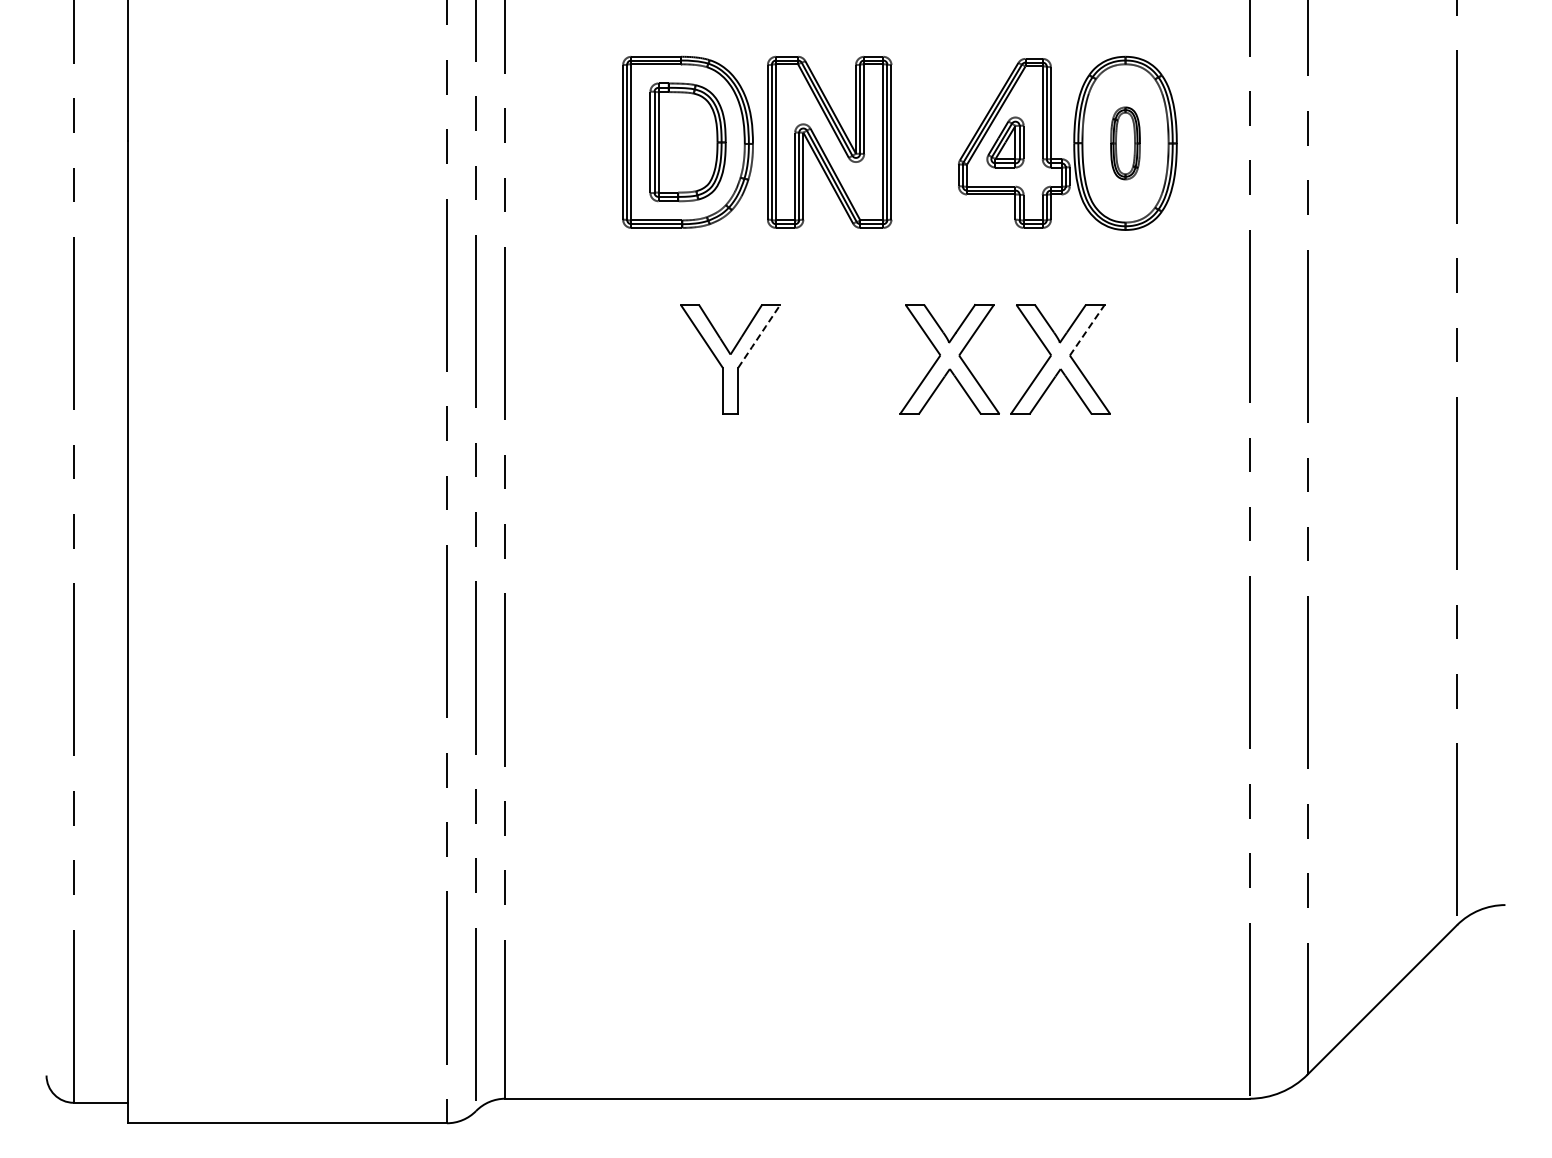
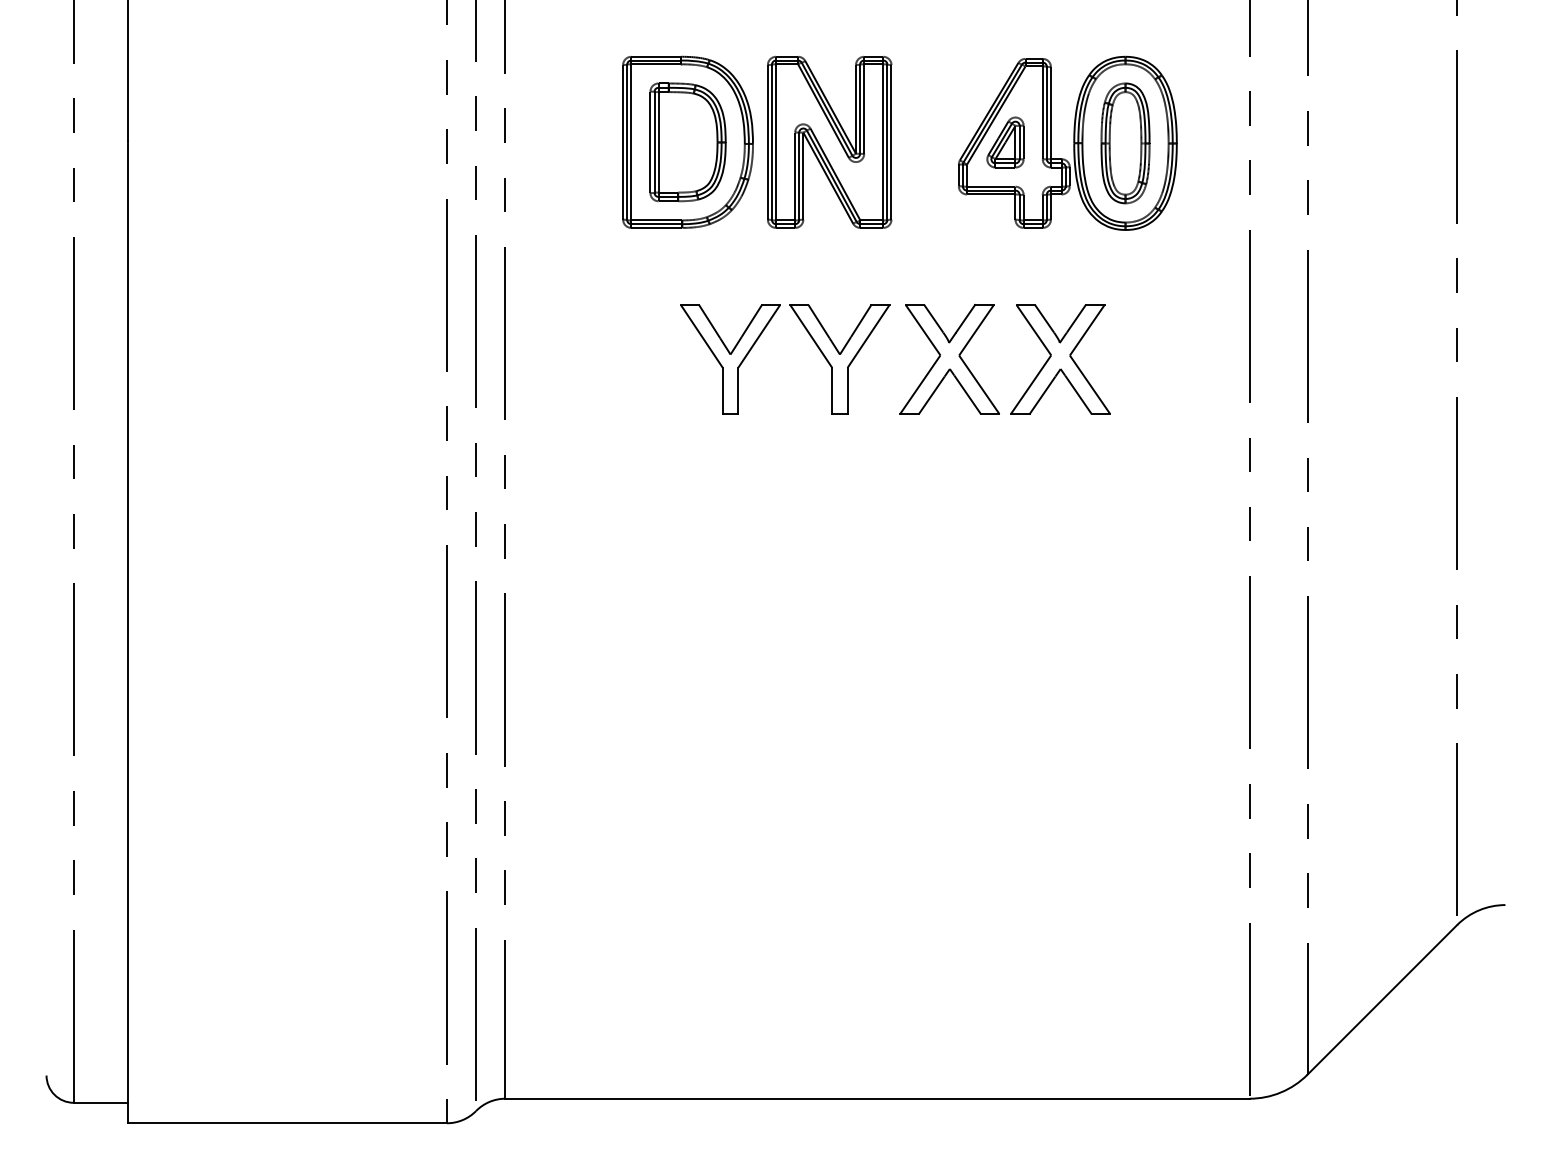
part size: 31x75 px -> 51x123 px (1125, 143)
line: dashed -> solid (1087, 329)
line: dashed -> solid (759, 336)
part: none -> present (839, 359)
